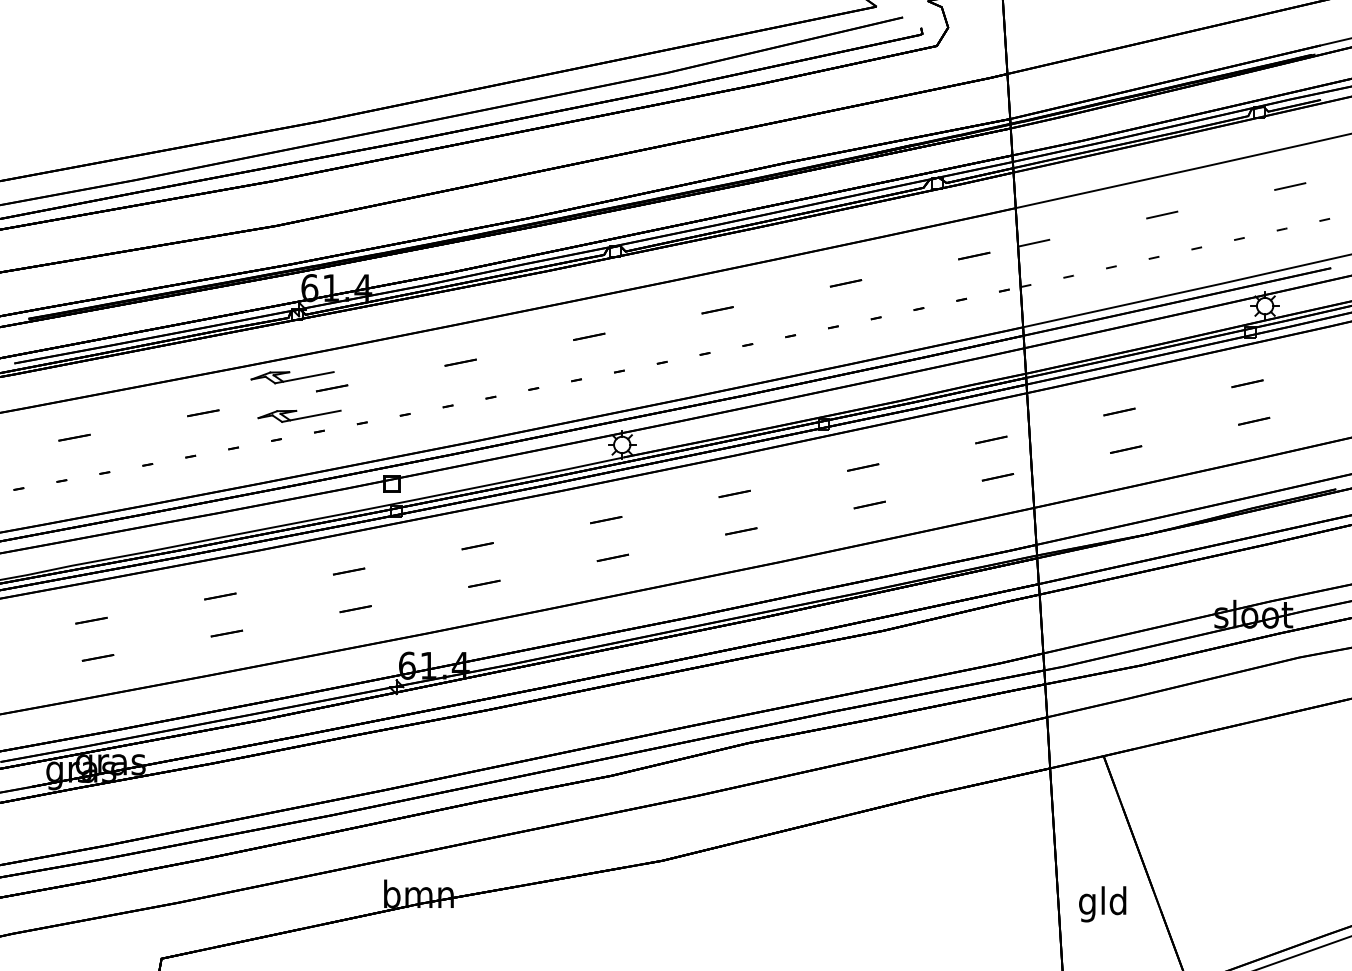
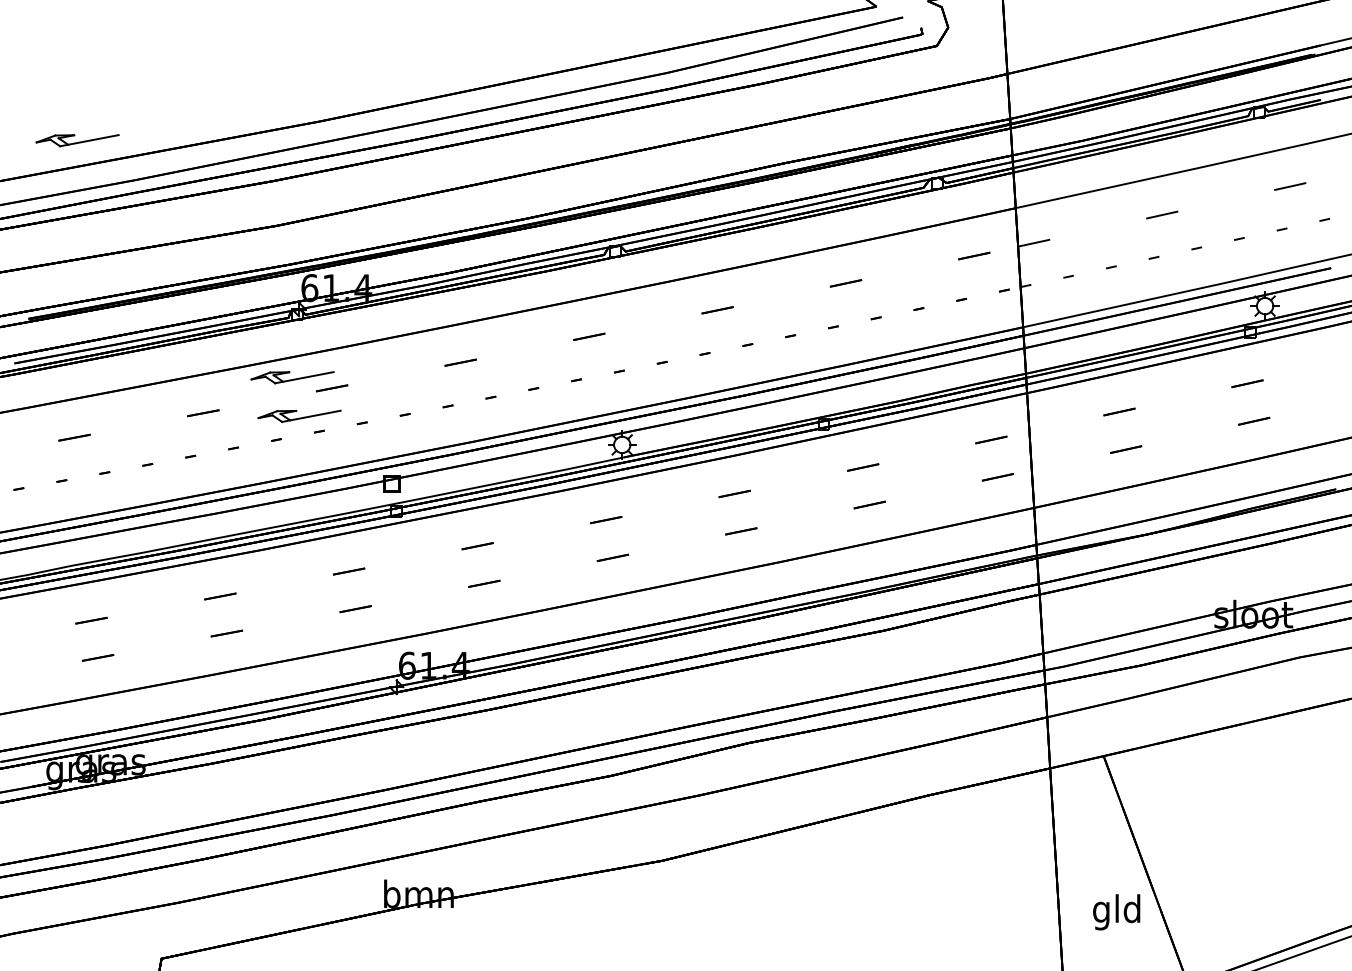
part: none -> present (77, 140)
text position: (1102, 904) -> (1116, 912) (1116, 912)
